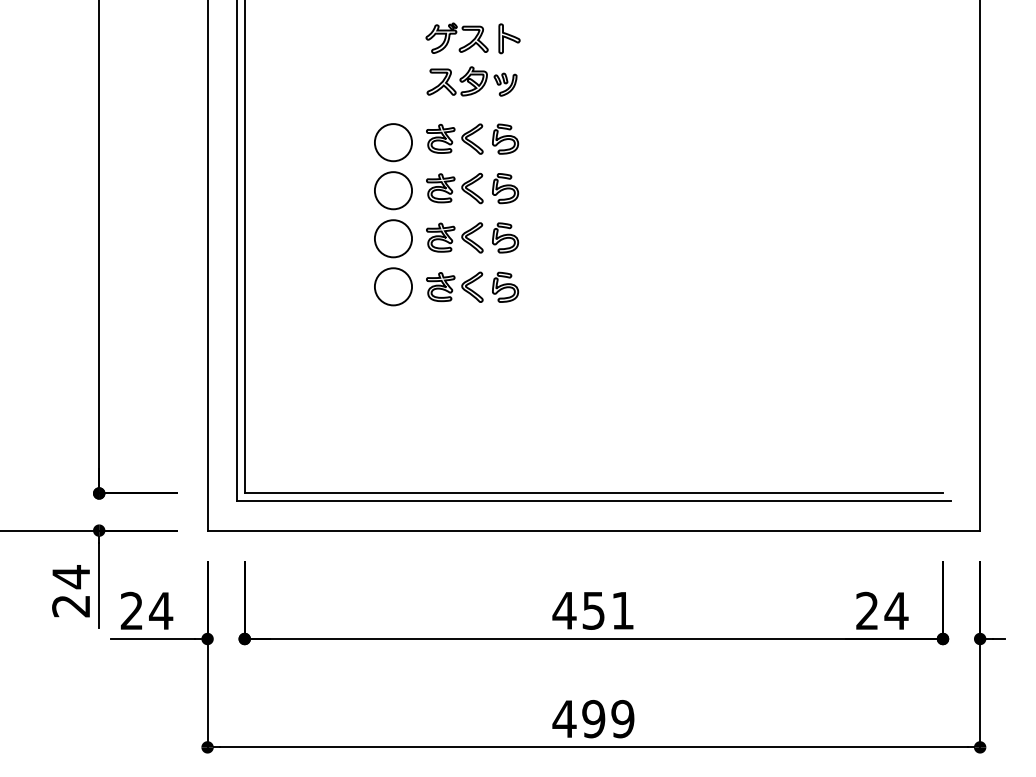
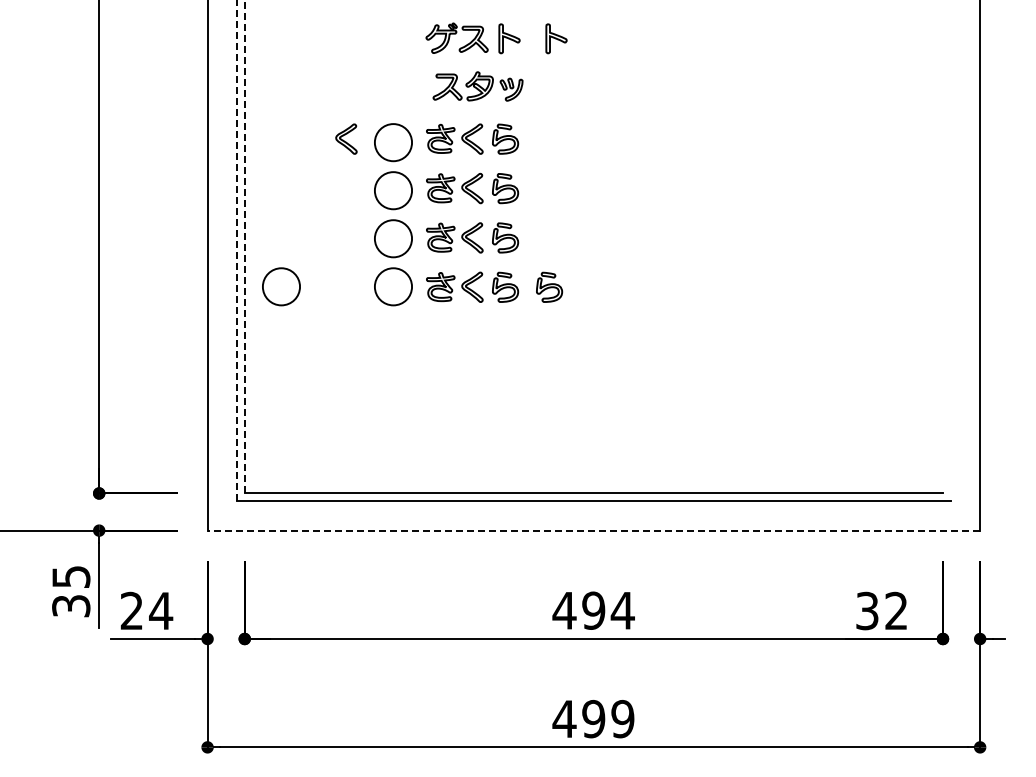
part: none -> present (556, 38)
part position: (471, 81) -> (477, 86) (477, 86)
part: none -> present (346, 138)
line: solid -> dashed (244, 246)
line: solid -> dashed (237, 250)
part: none -> present (281, 286)
part: none -> present (549, 286)
line: solid -> dashed (593, 530)
text: 24 -> 35 (71, 591)
text: 451 -> 494 (608, 610)
text: 24 -> 32 (882, 610)
